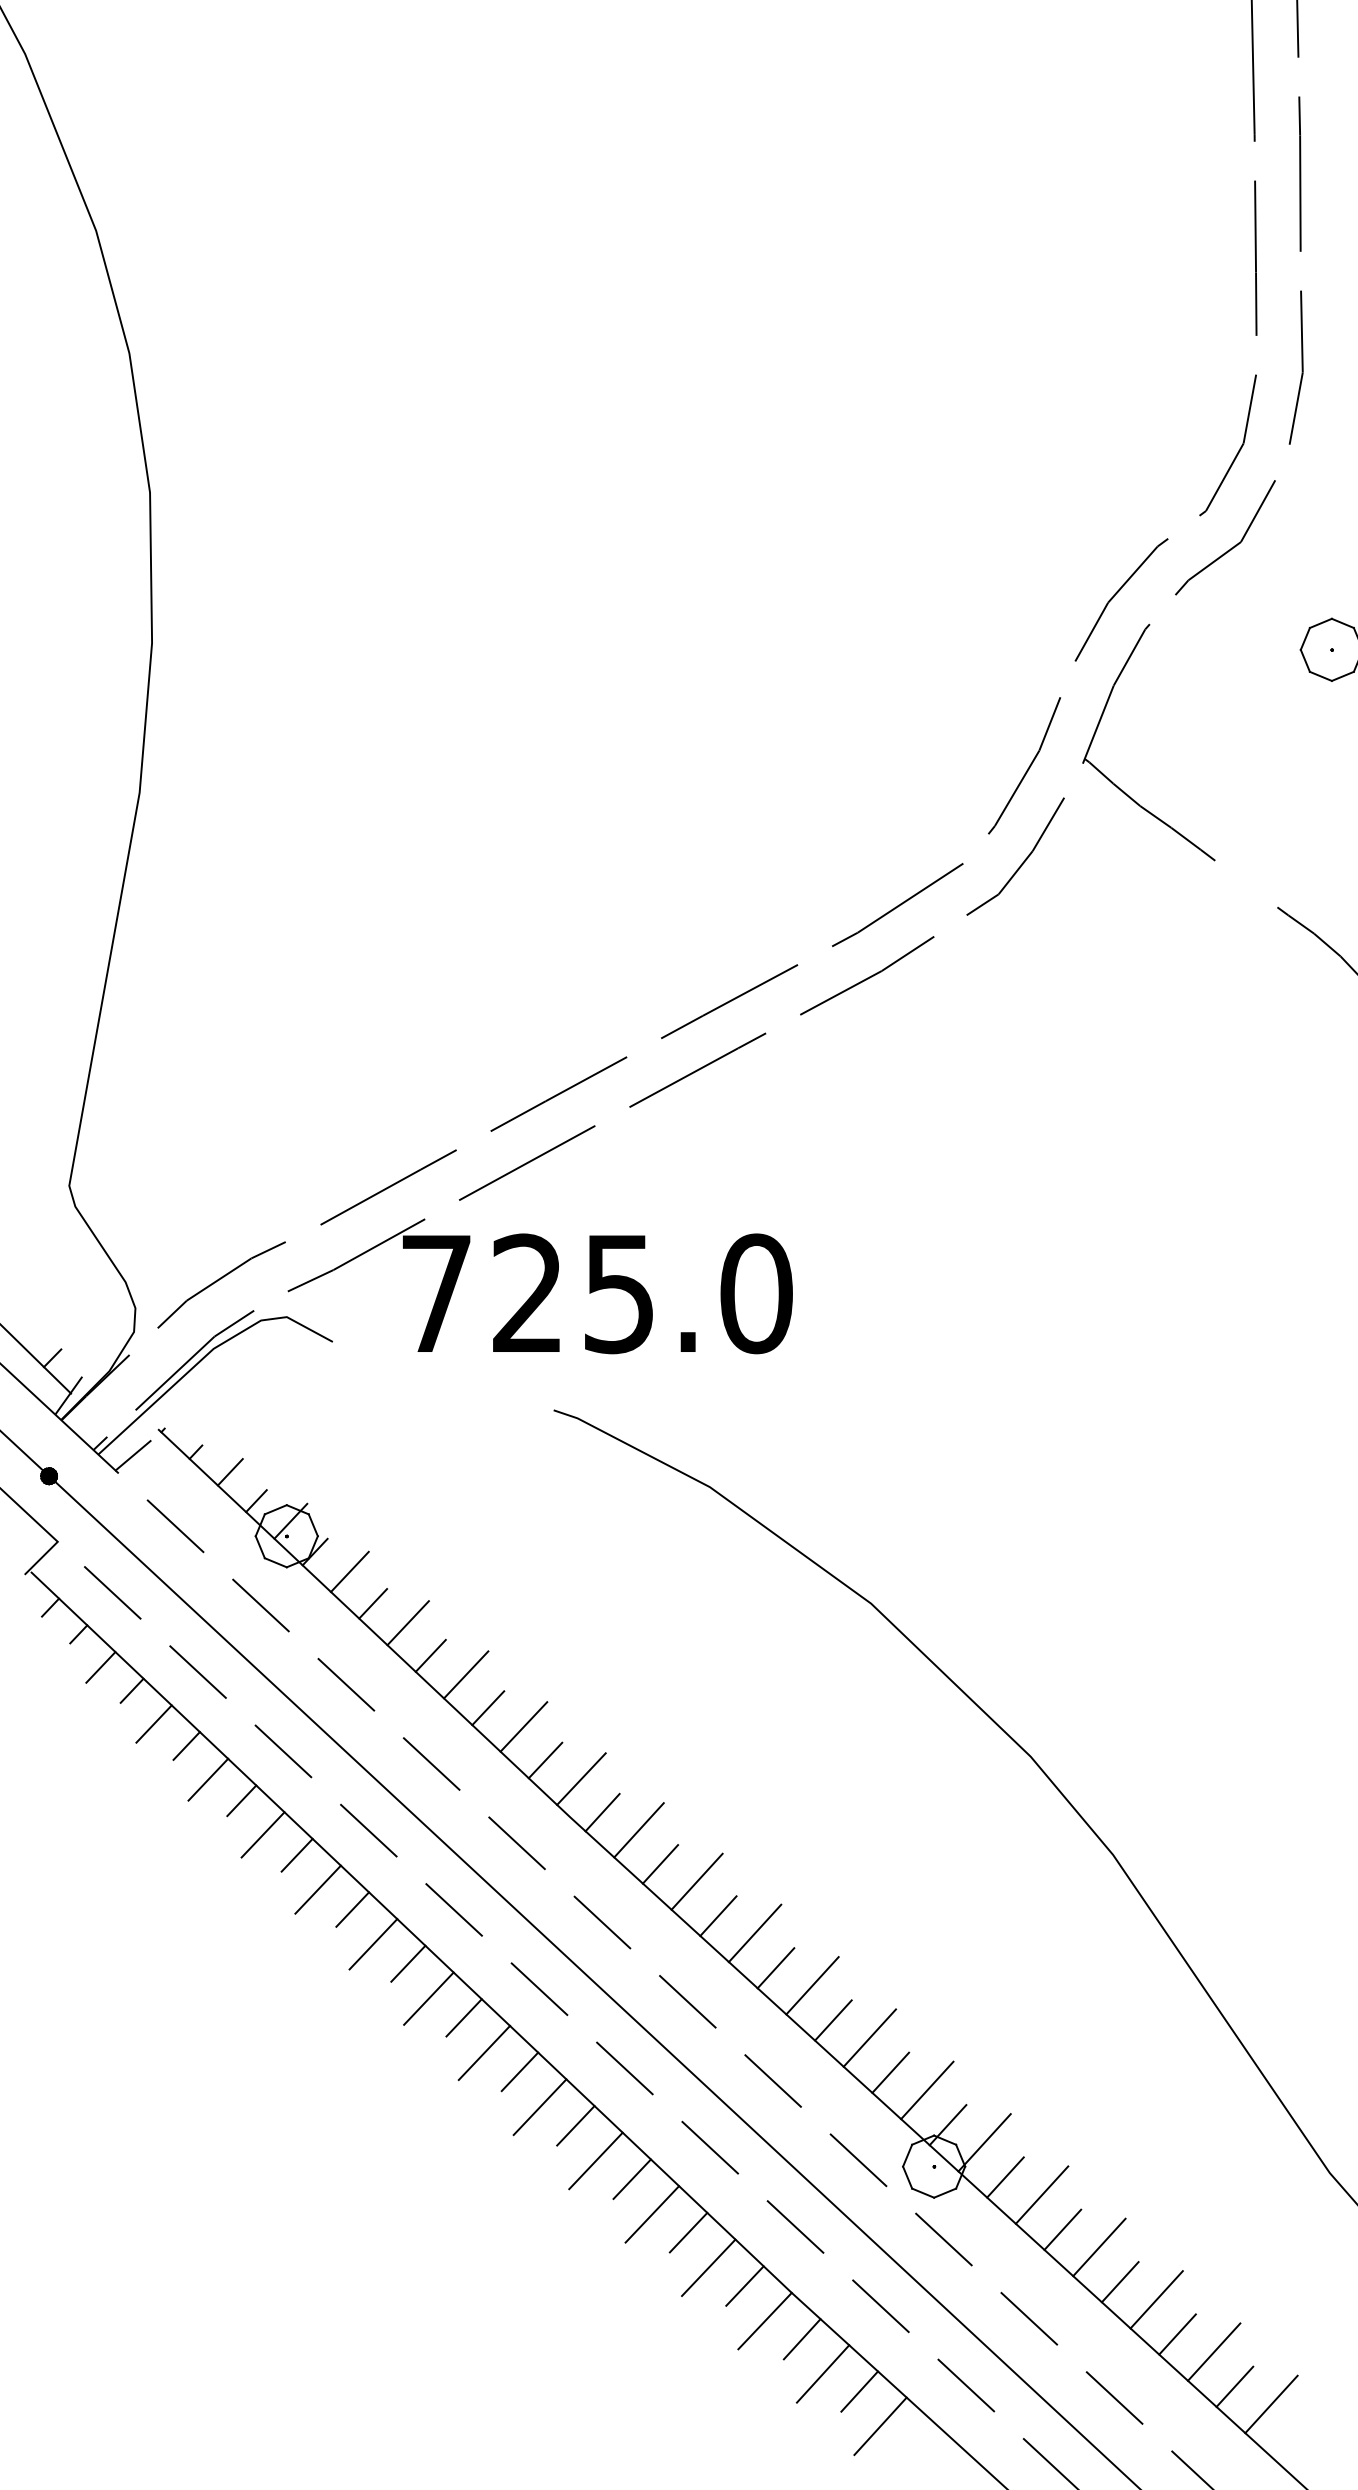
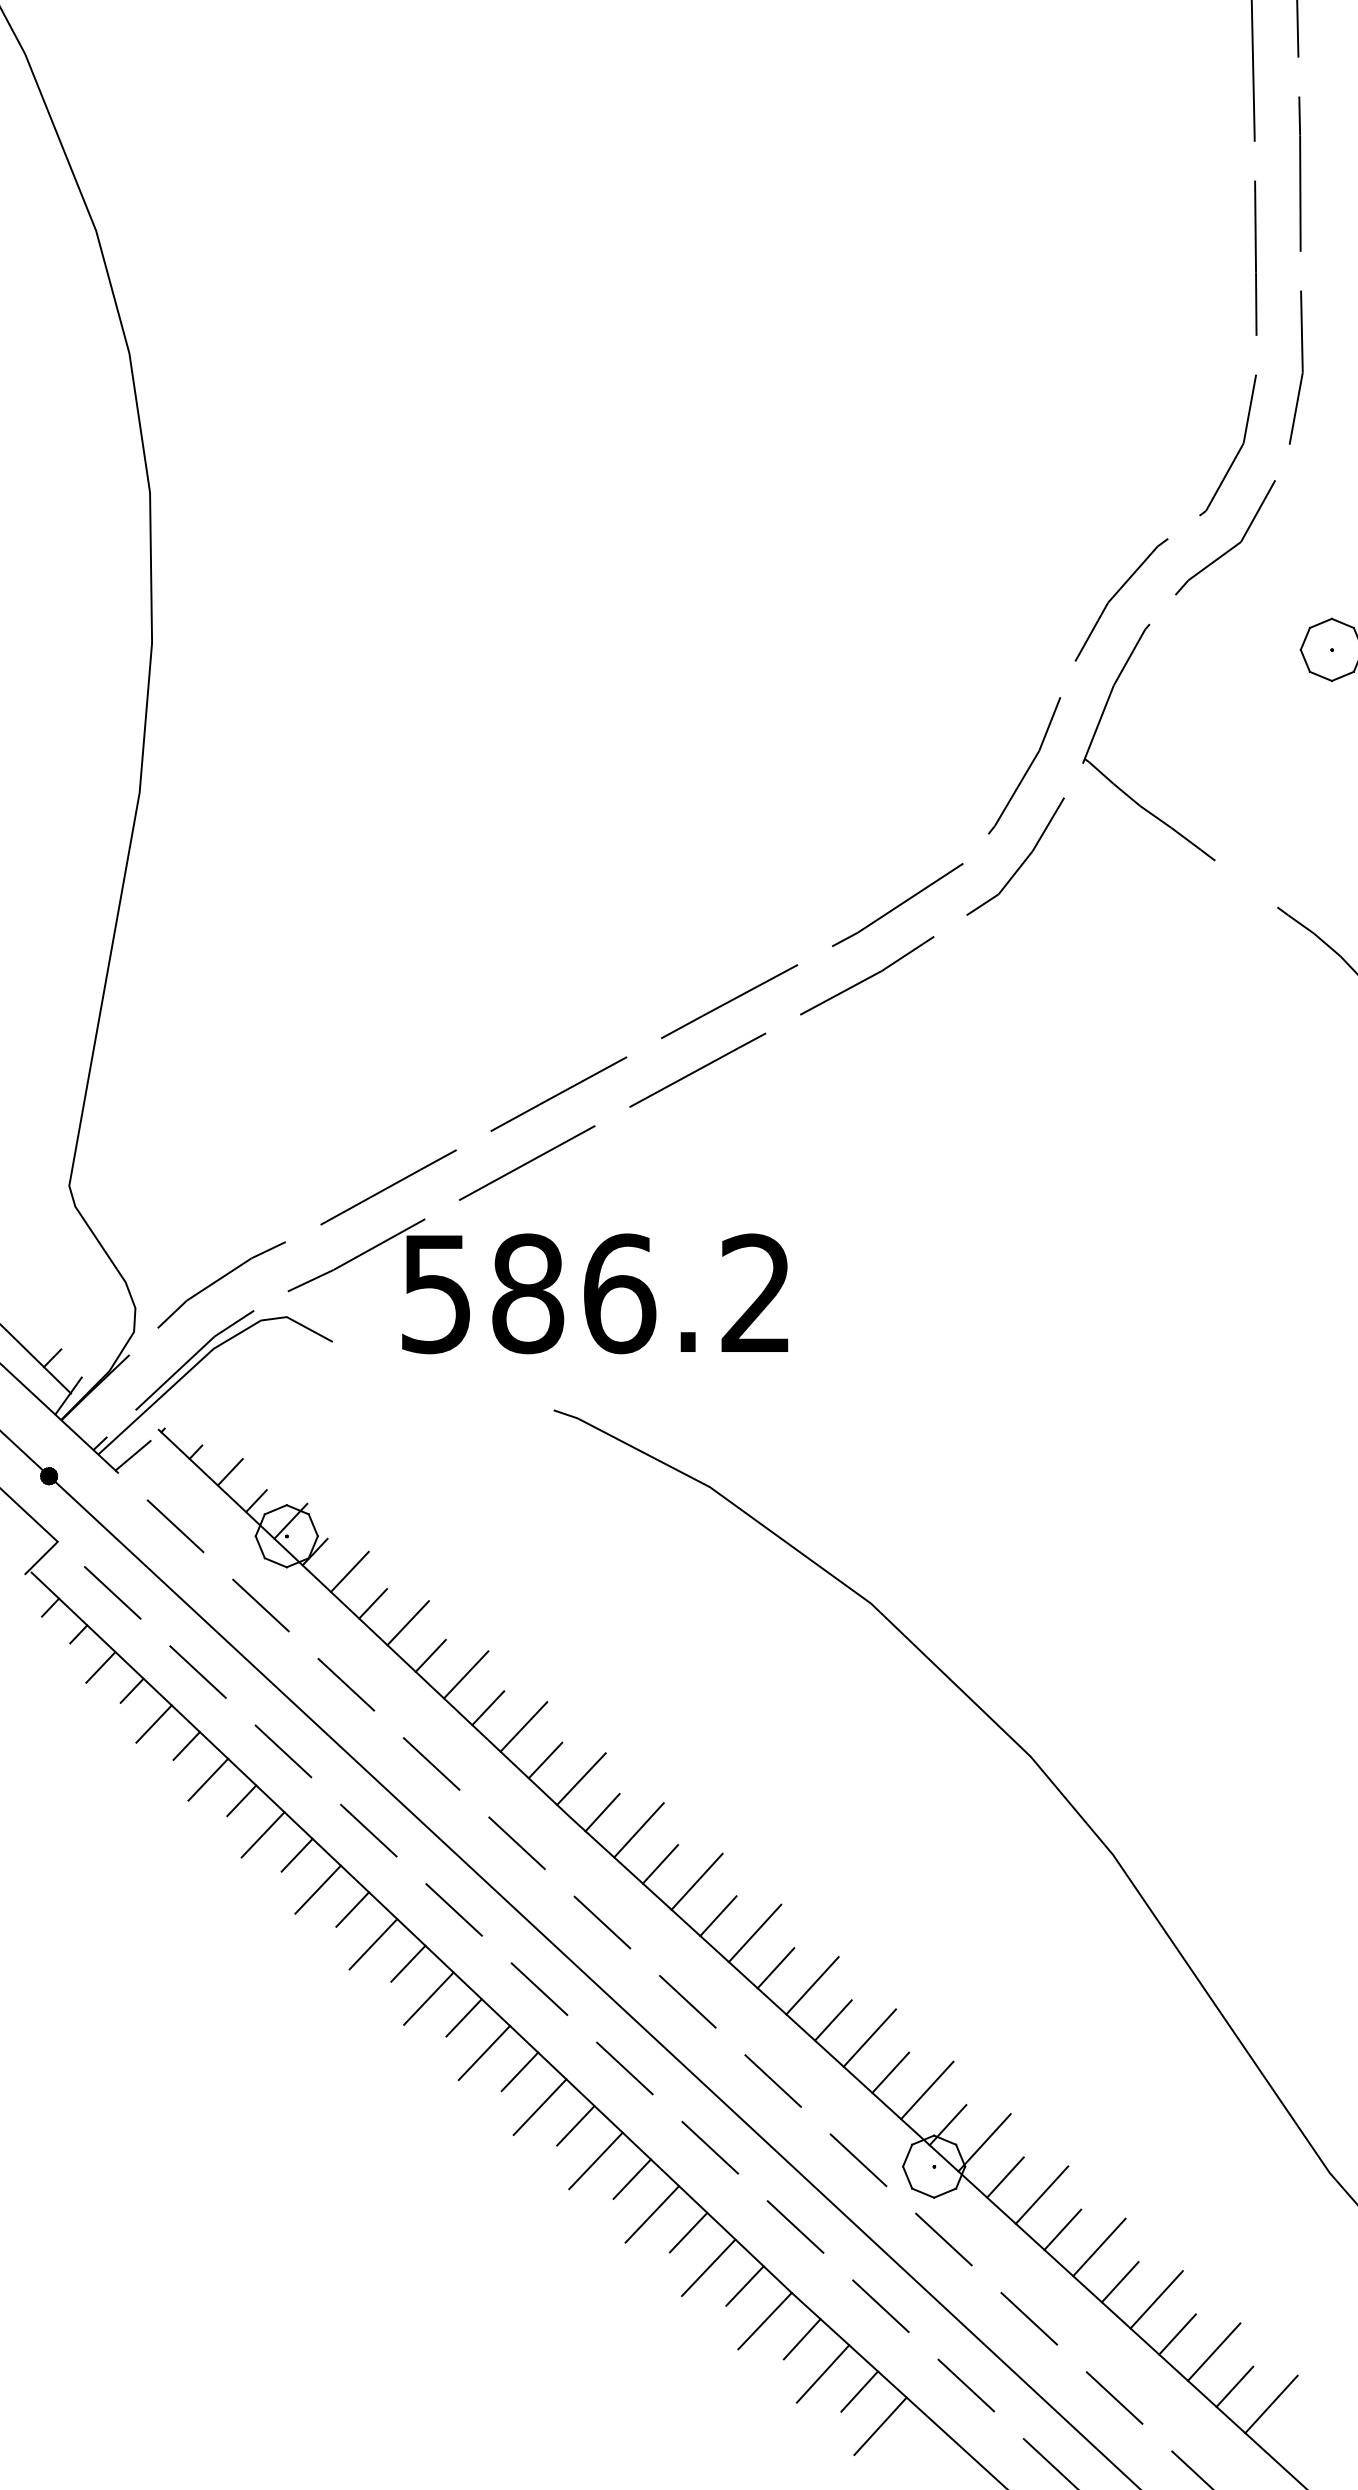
text: 725.0 -> 586.2 (597, 1293)
